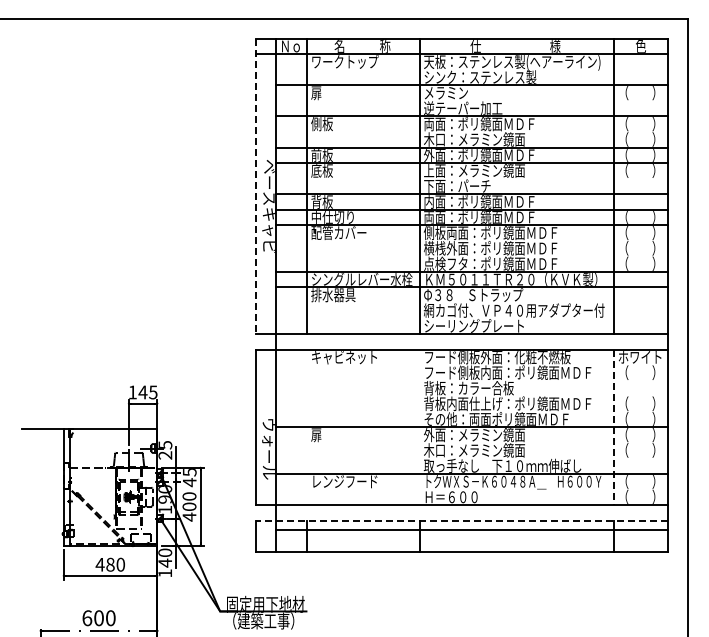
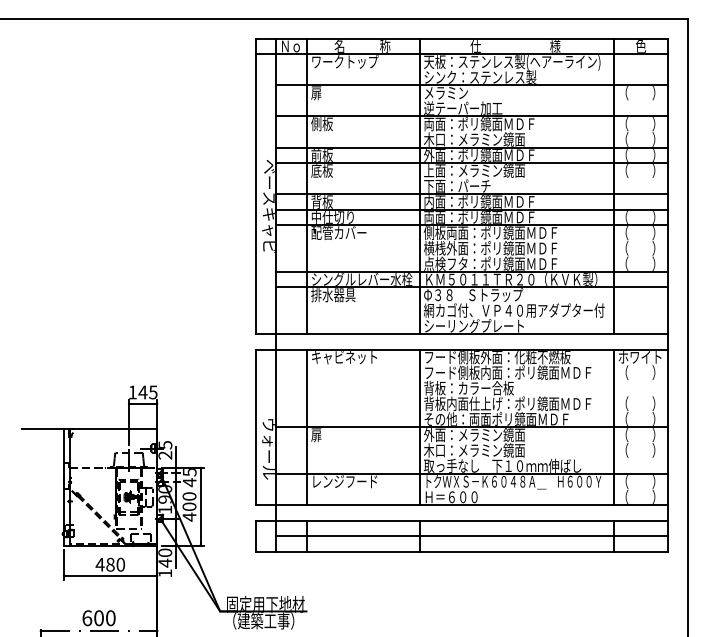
line: dashed -> solid (256, 186)
line: none -> present (306, 427)
line: none -> present (419, 427)
line: dashed -> solid (613, 427)
line: dashed -> solid (462, 520)
line position: (471, 530) -> (471, 536) (471, 536)
